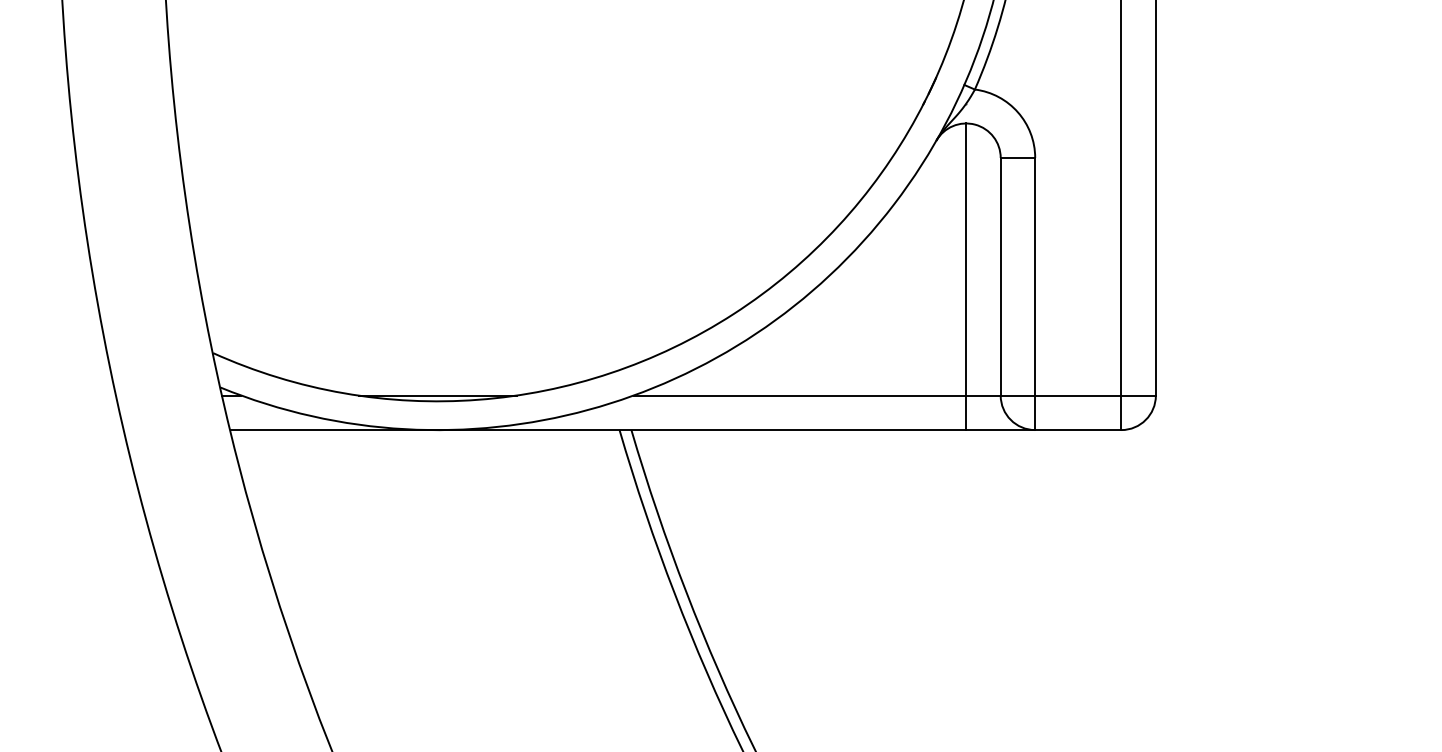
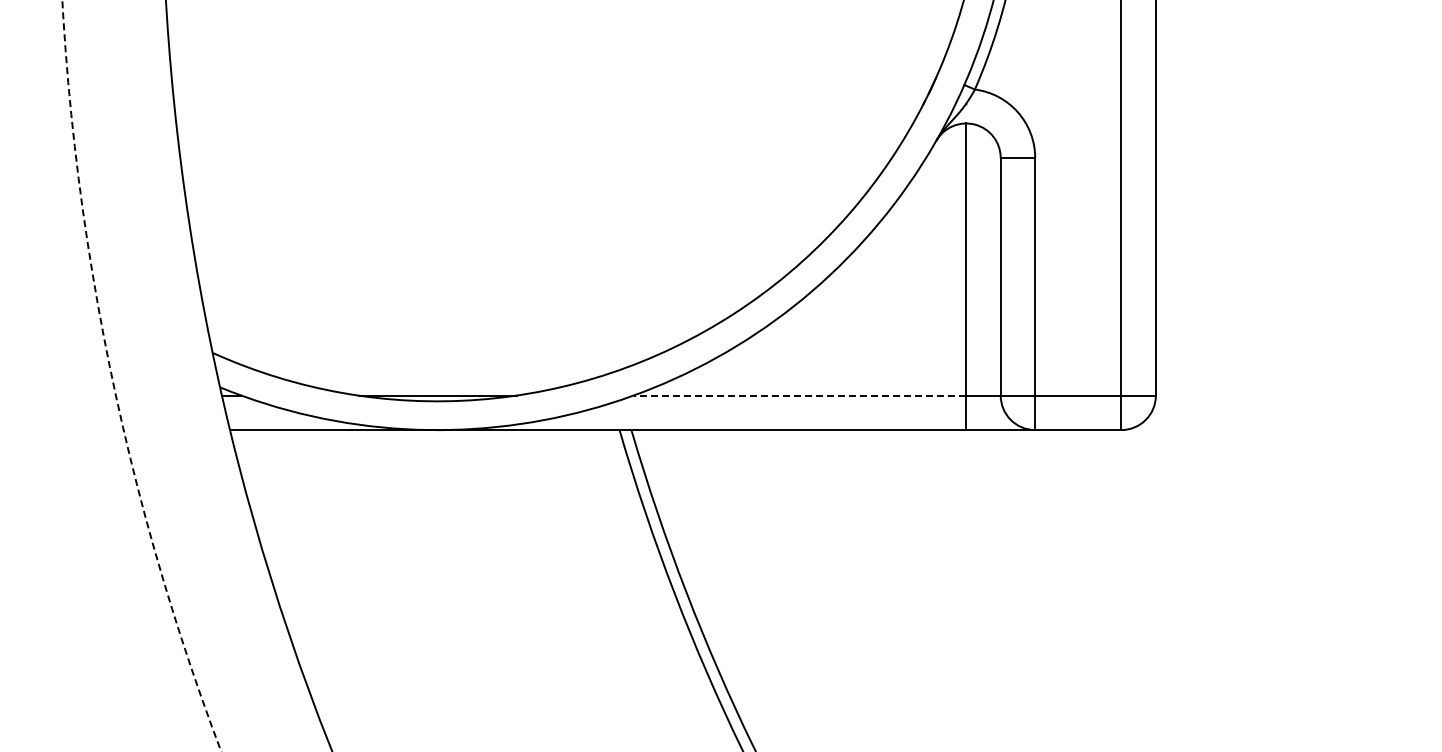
circle: solid -> dashed (141, 375)
line: solid -> dashed (799, 395)
